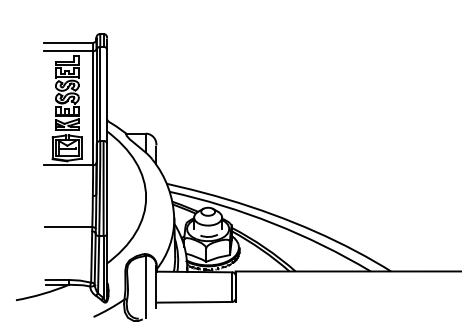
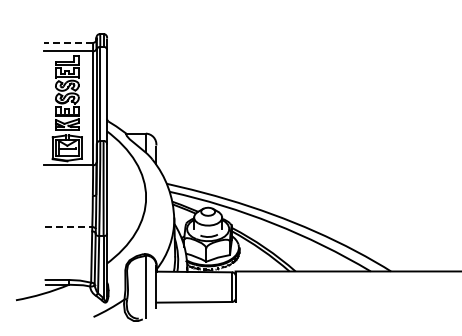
line: solid -> dashed (68, 42)
line: solid -> dashed (68, 227)
